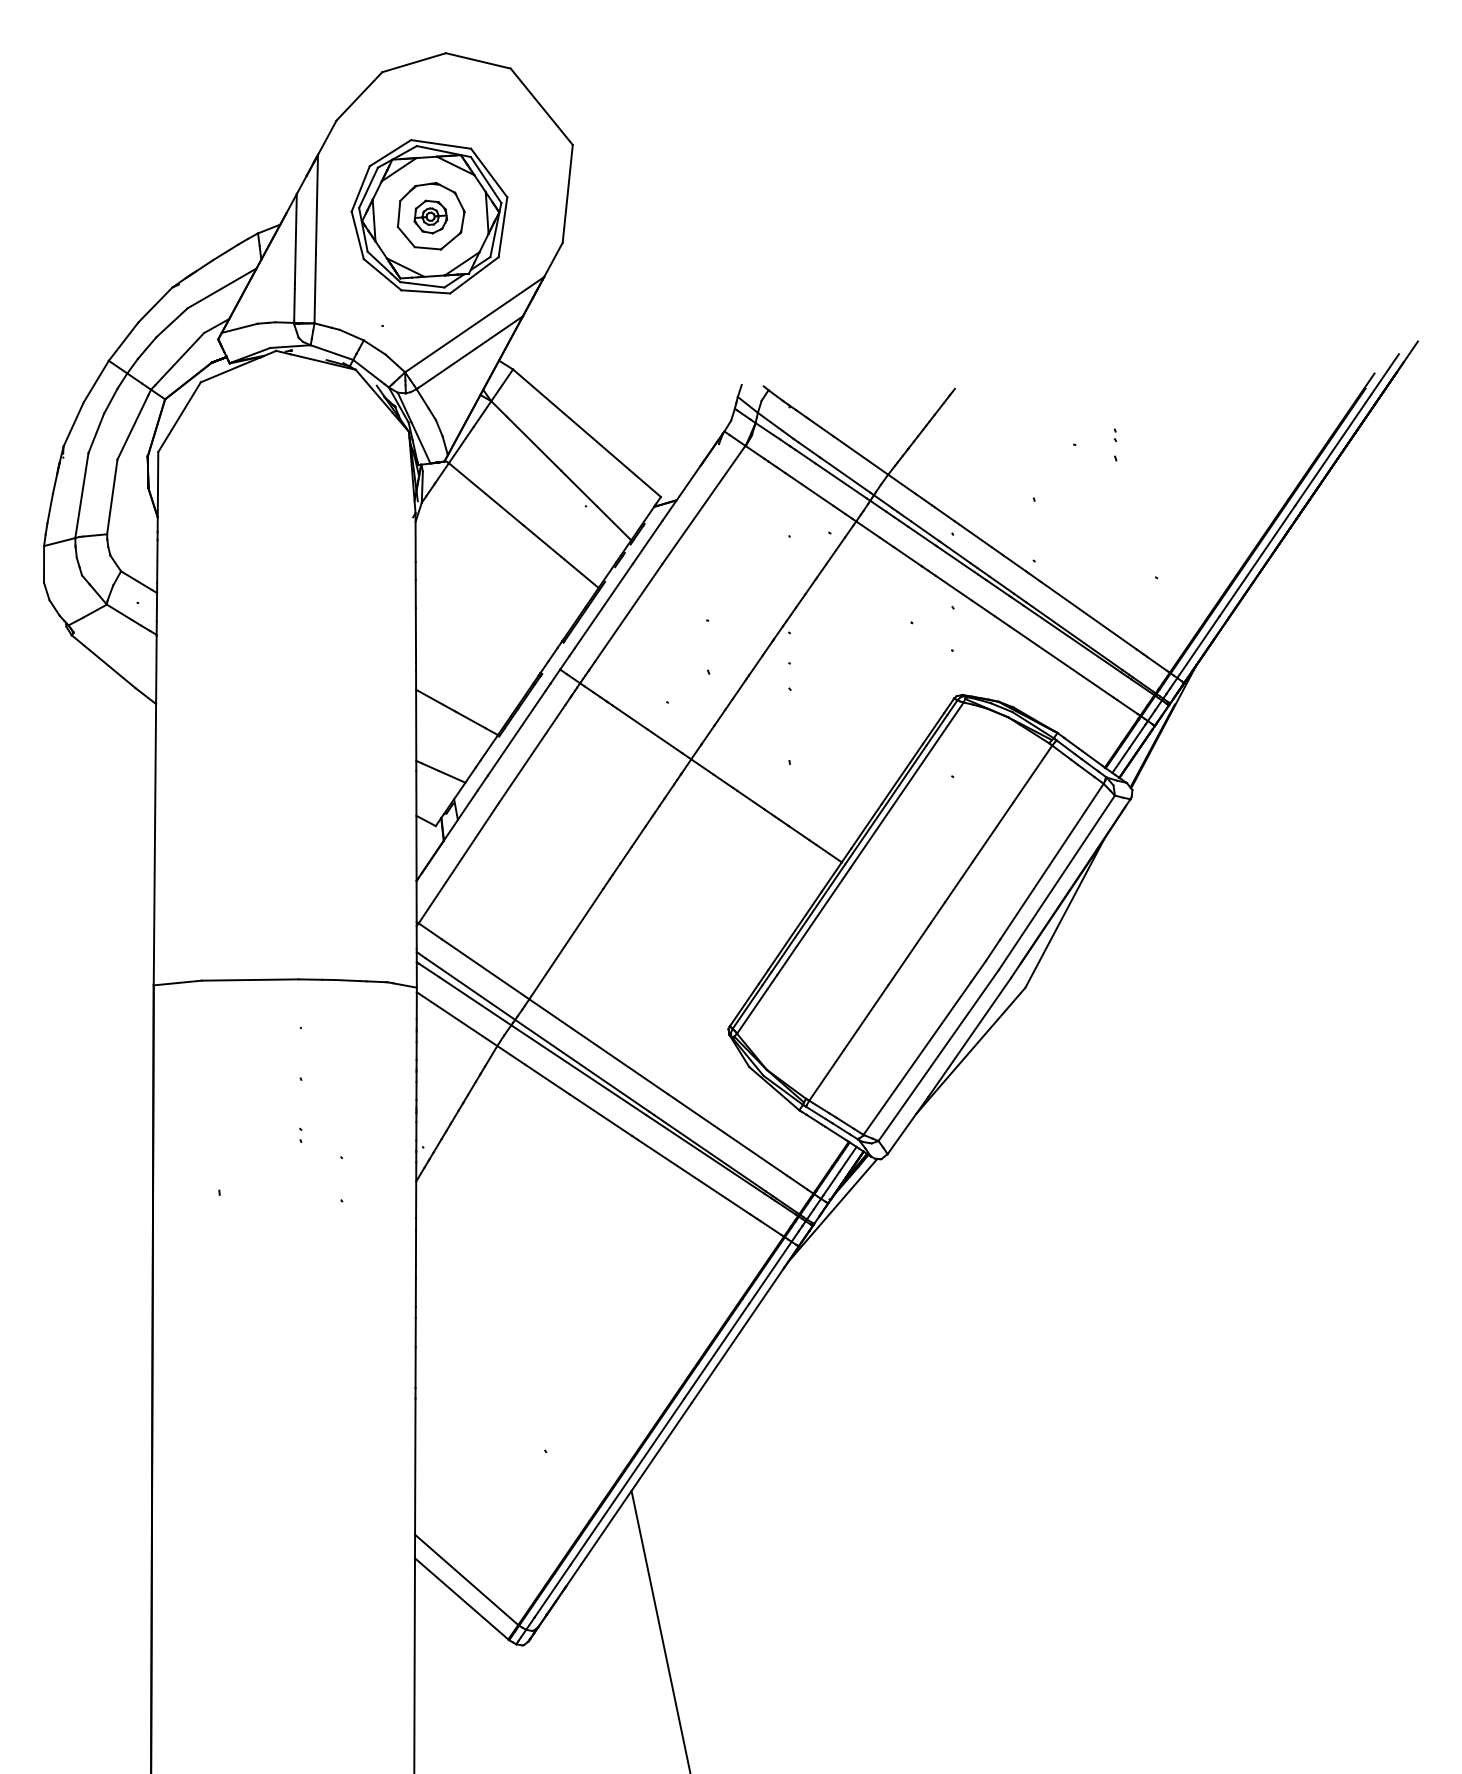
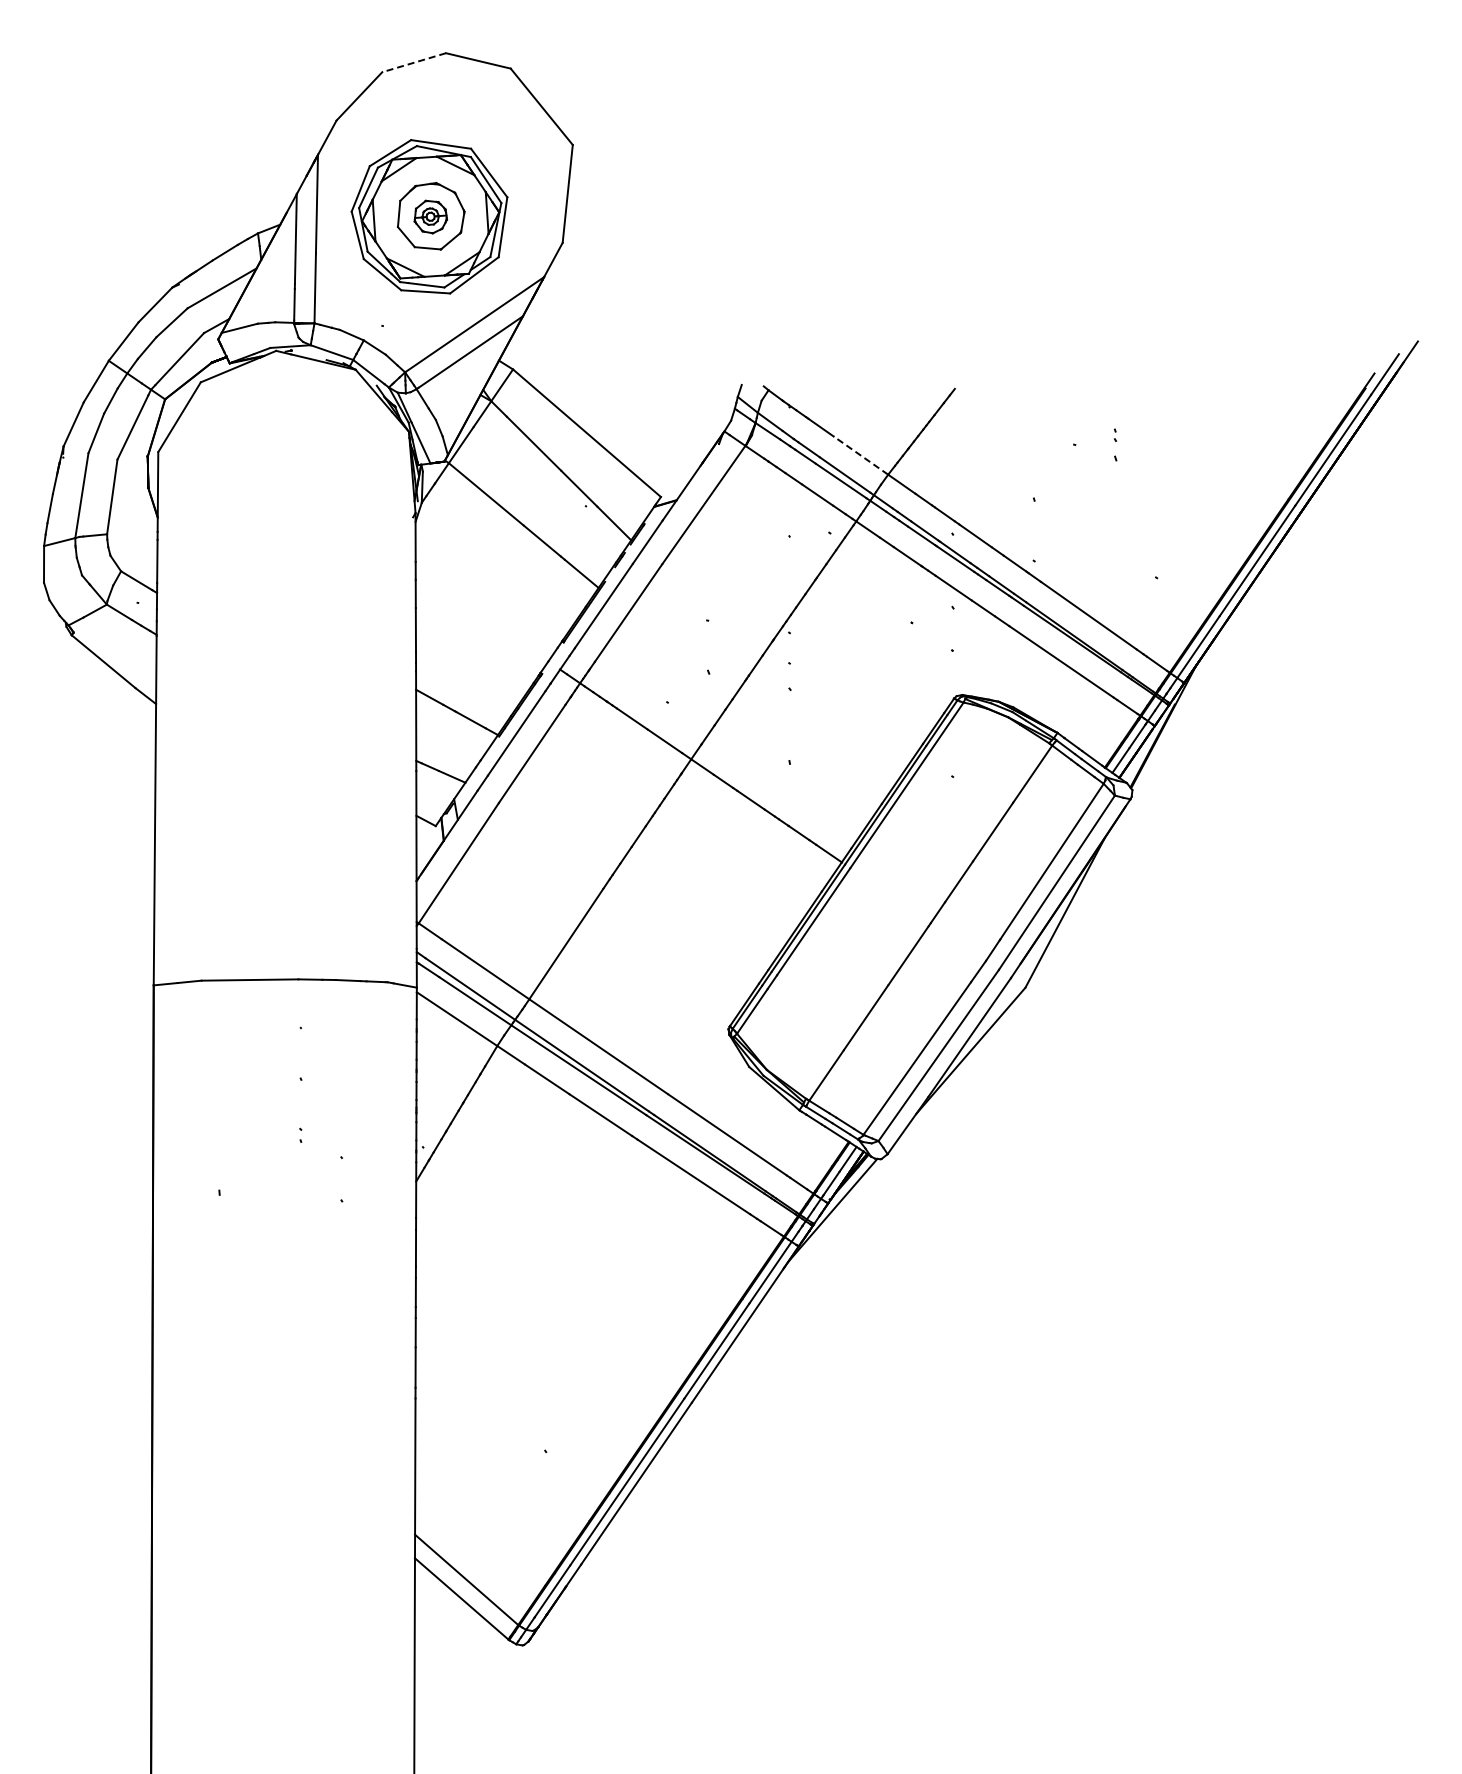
line: solid -> dashed (413, 62)
line: solid -> dashed (860, 455)
line: present -> none (660, 1630)
